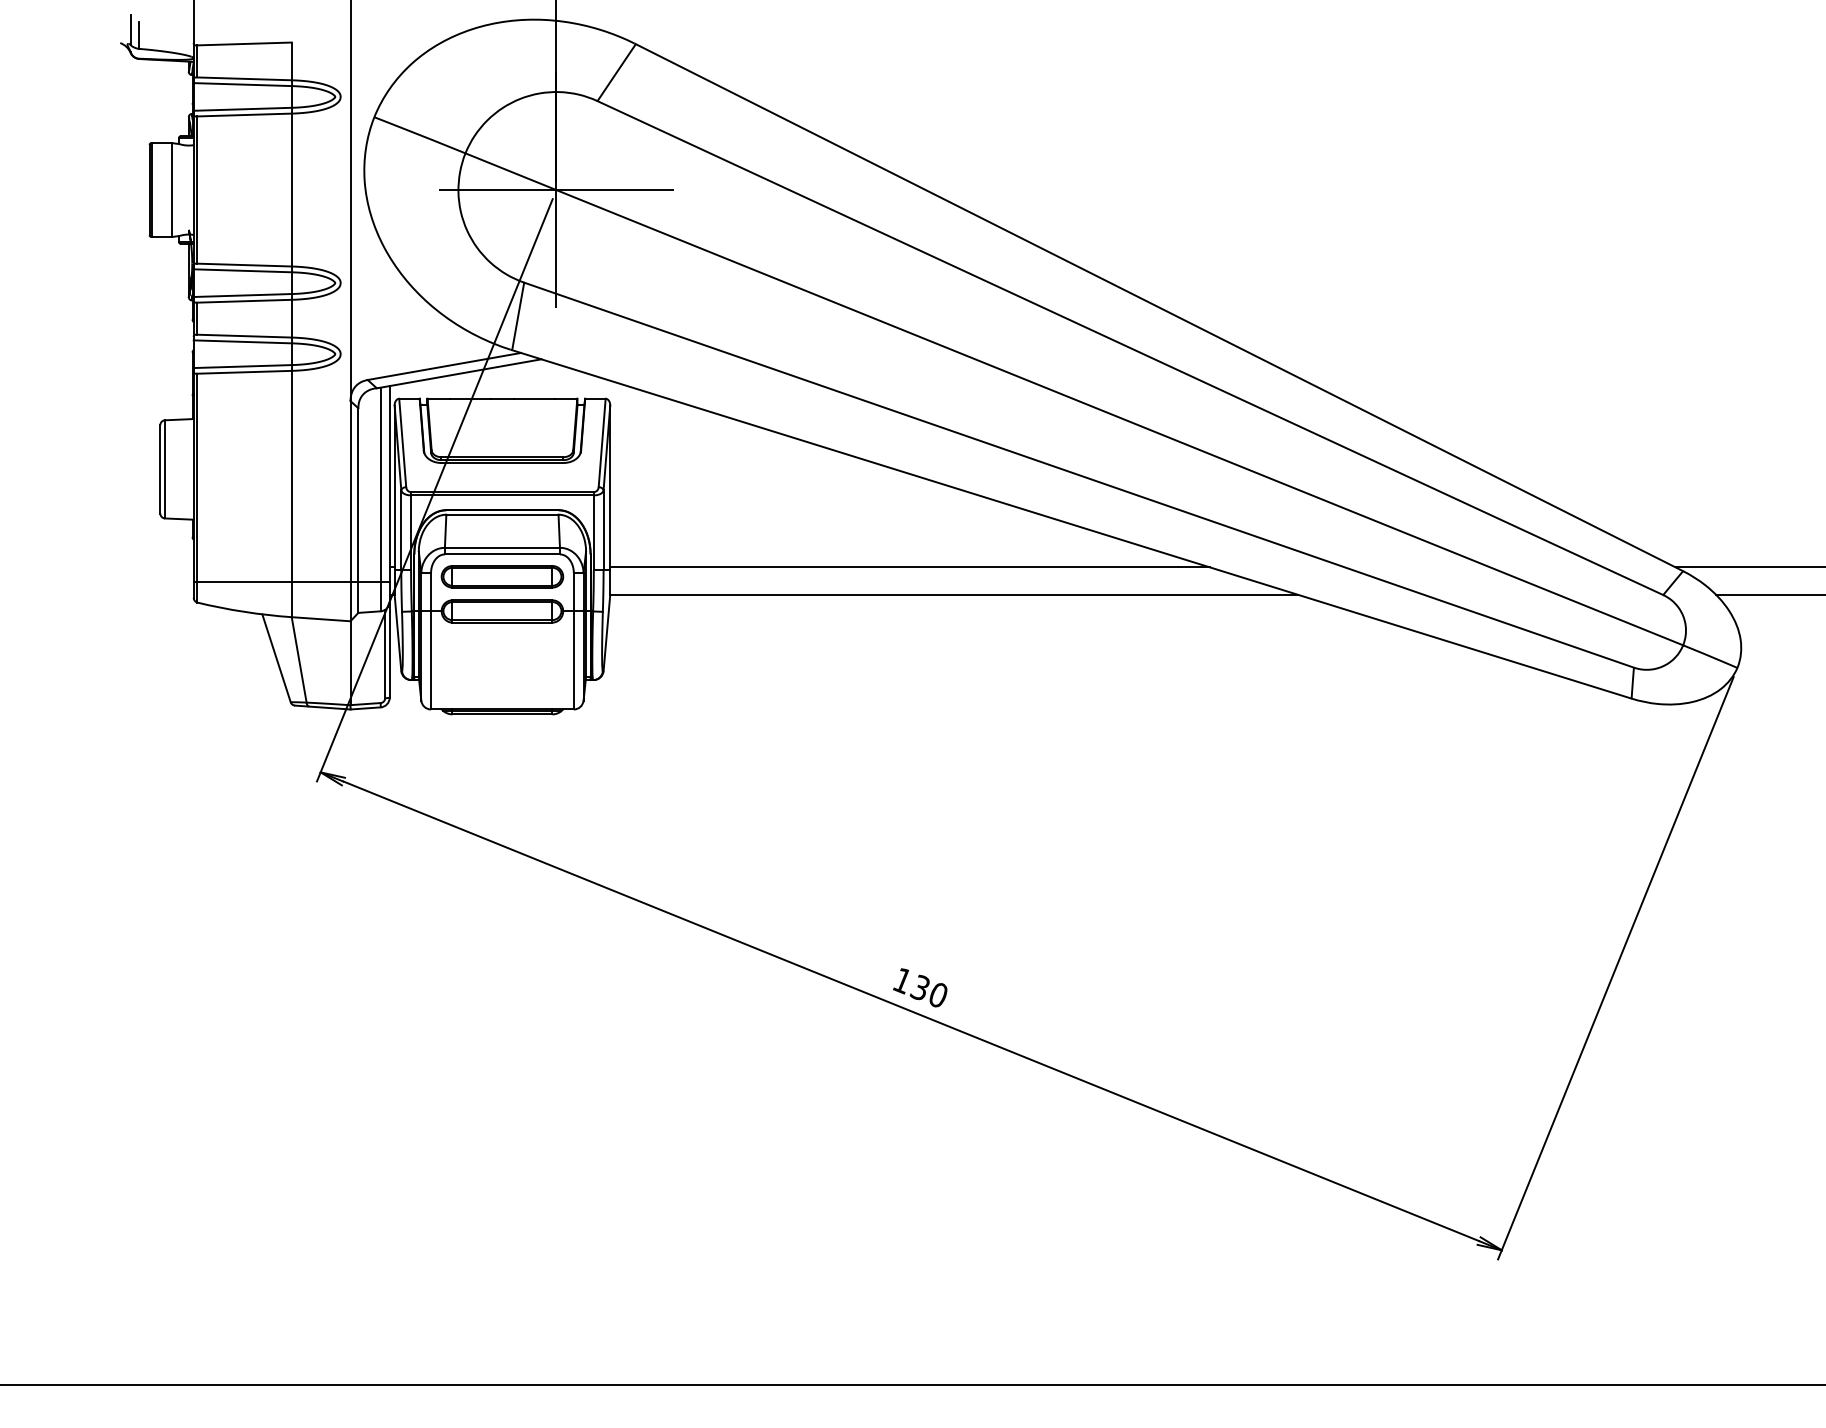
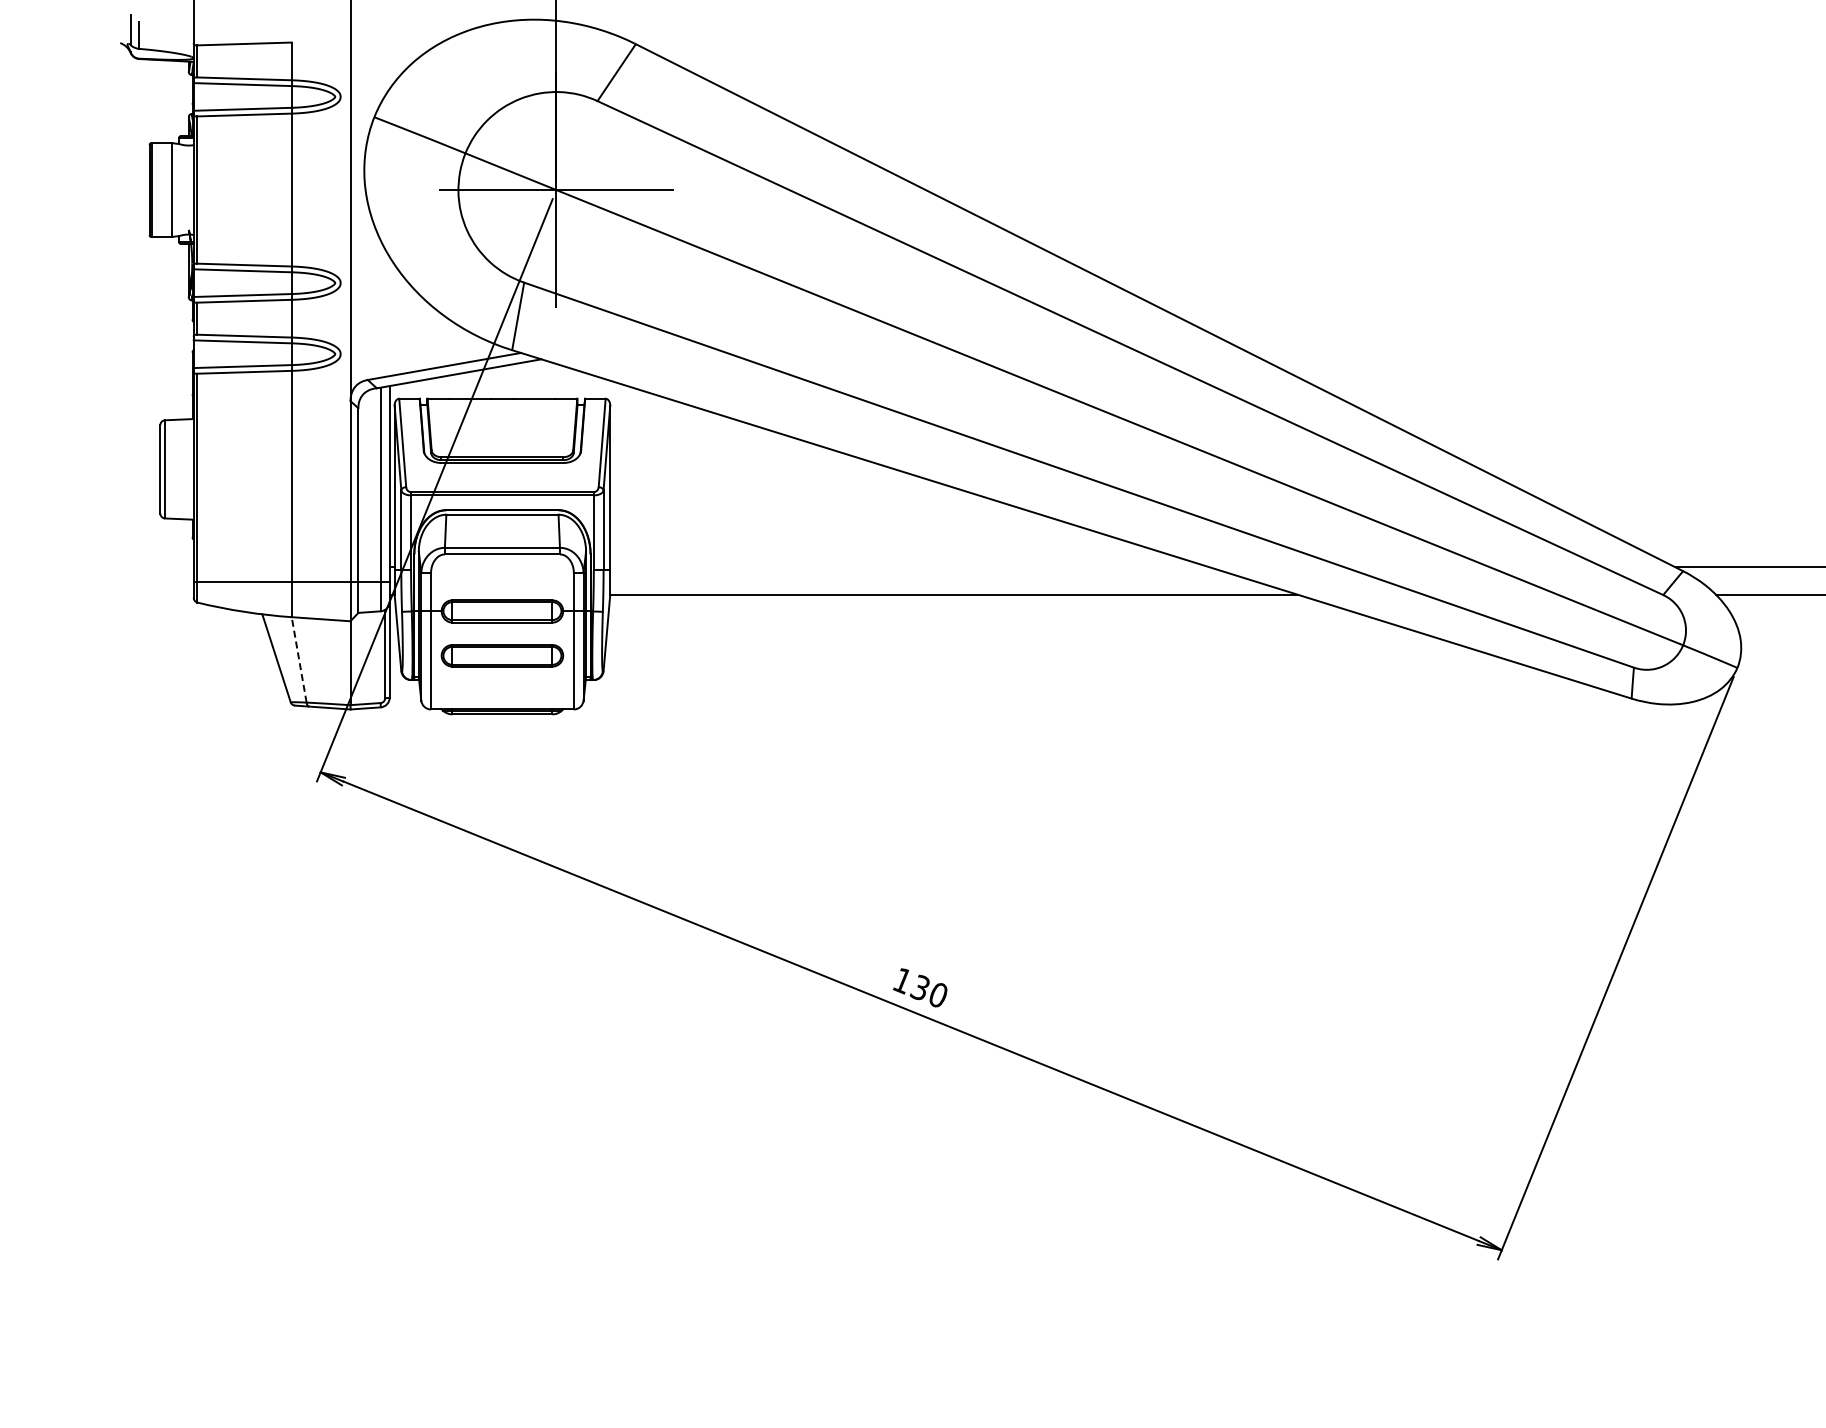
line: present -> none (909, 567)
part position: (502, 576) -> (502, 655) (502, 655)
line: solid -> dashed (299, 659)
line: present -> none (912, 1384)
